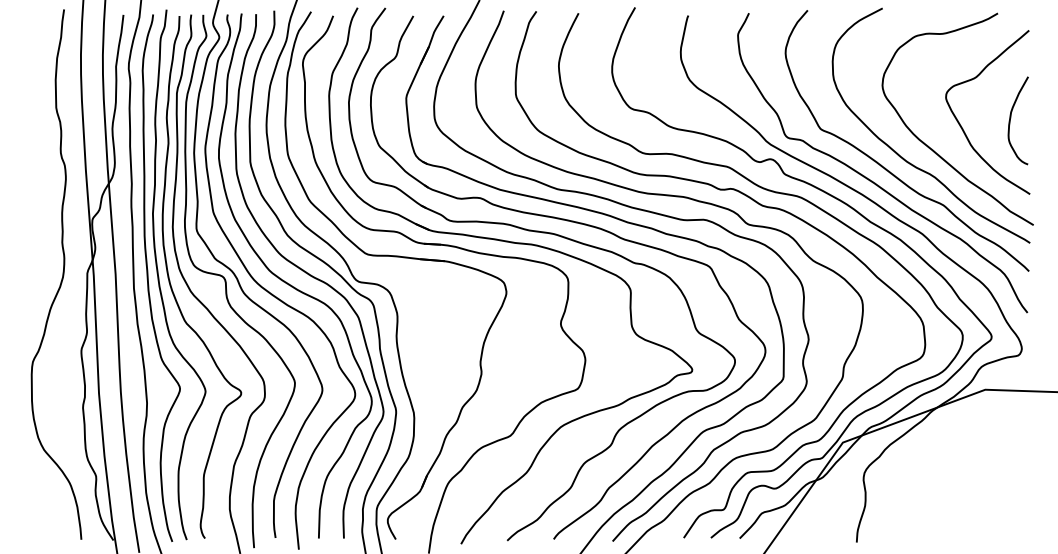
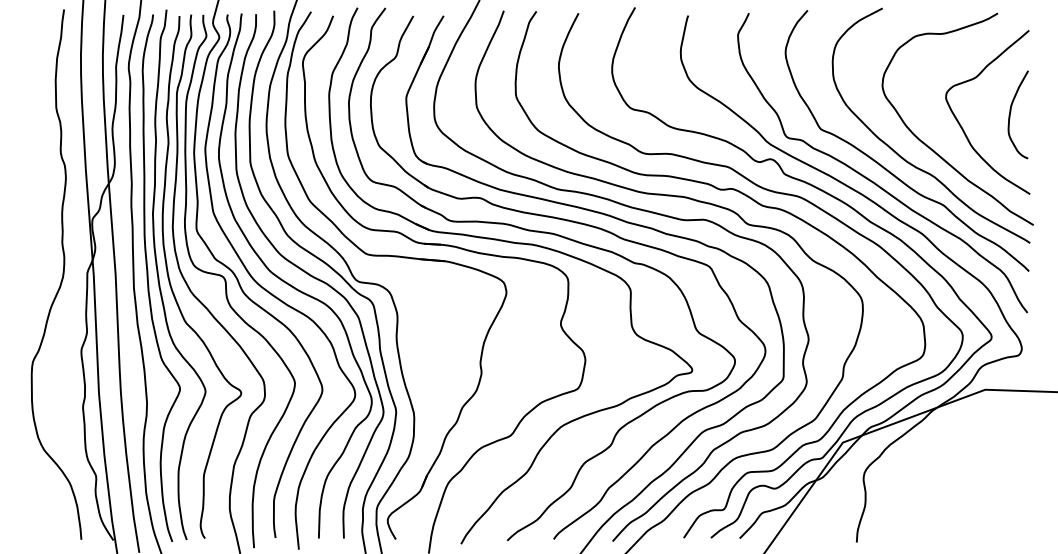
curve position: (1011, 118) -> (1011, 112) (1011, 112)
